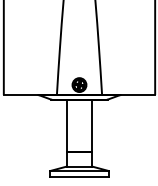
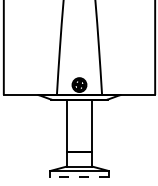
line: solid -> dashed (79, 176)
